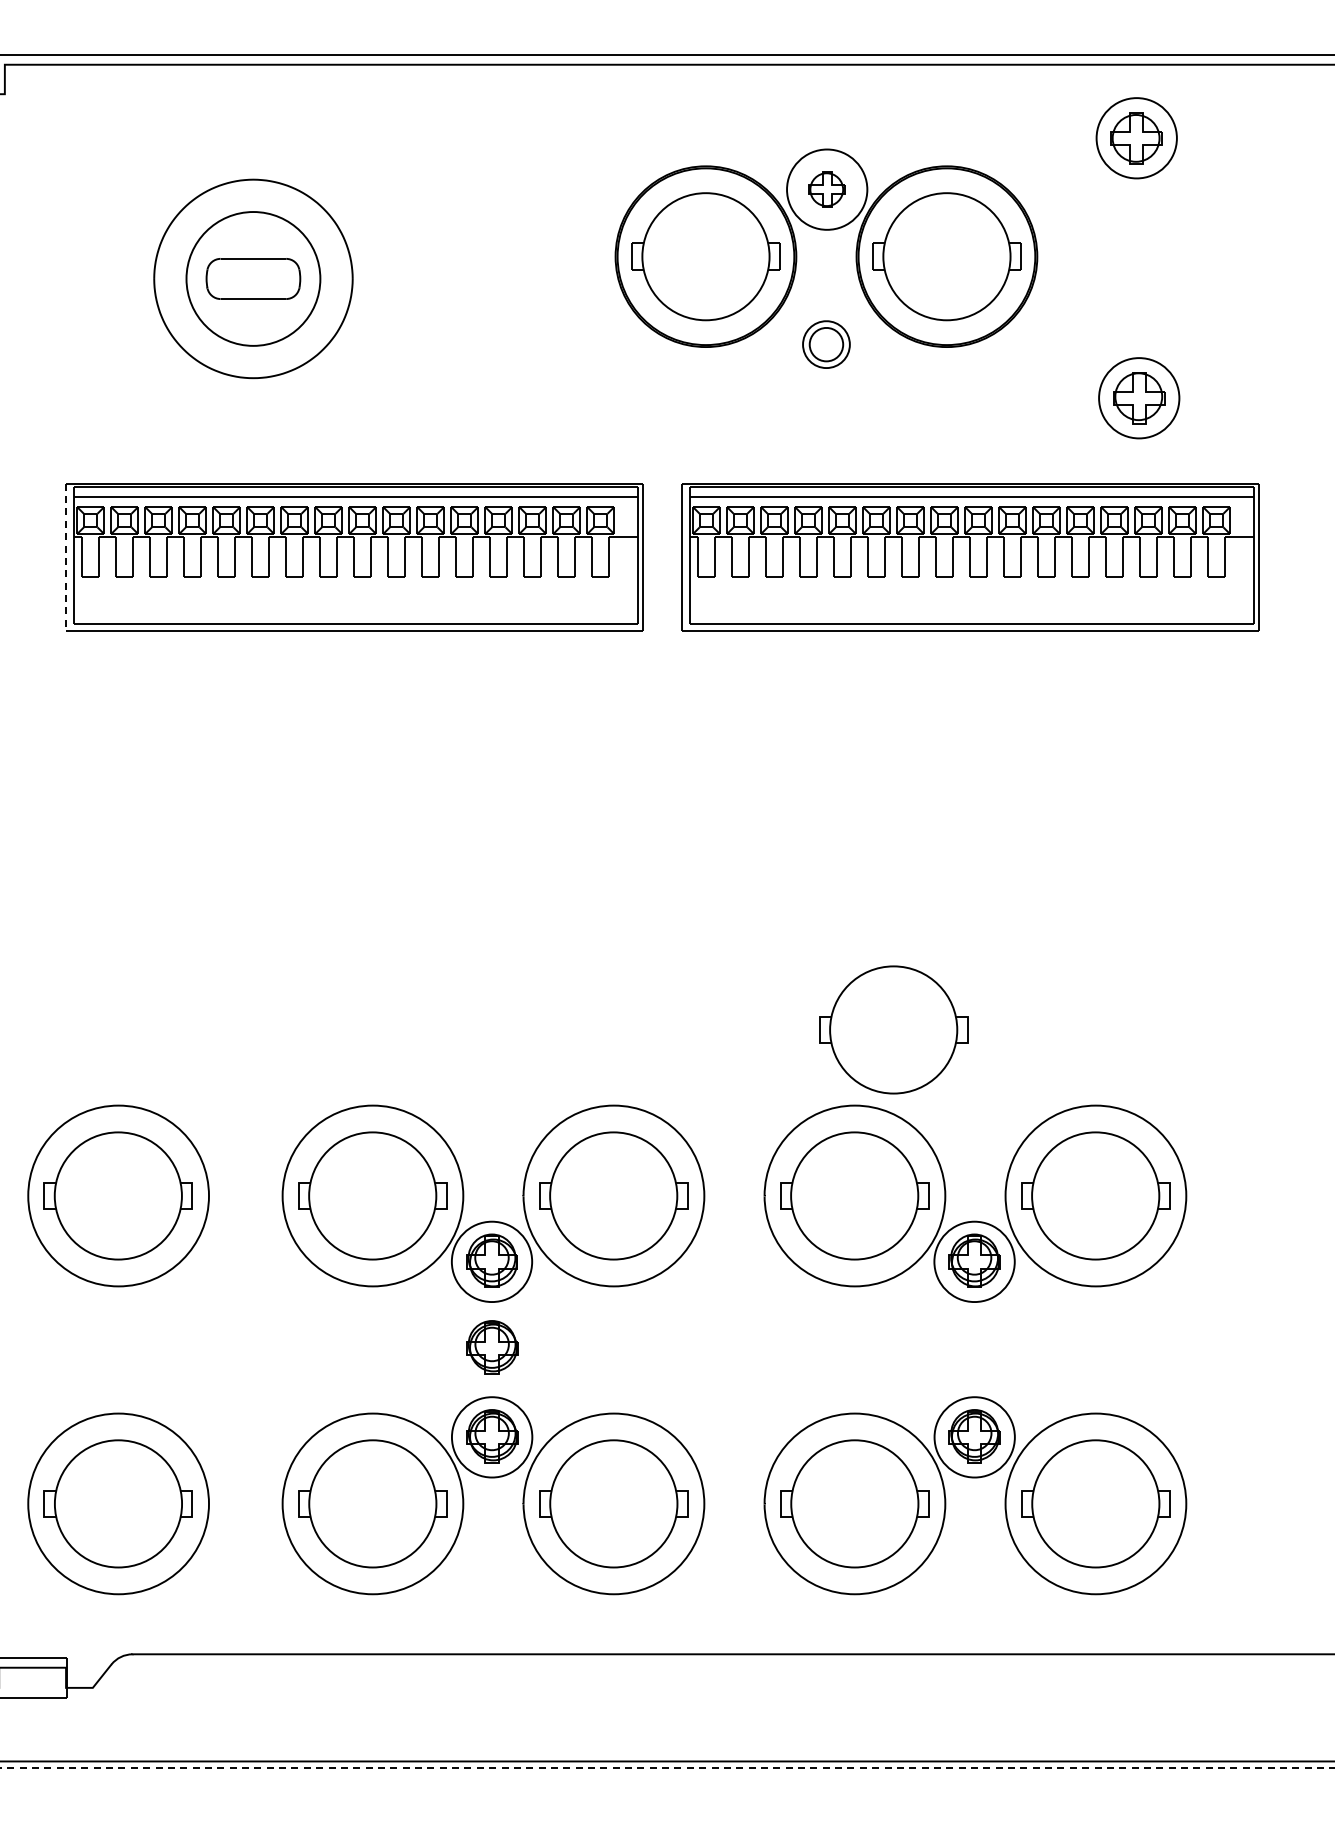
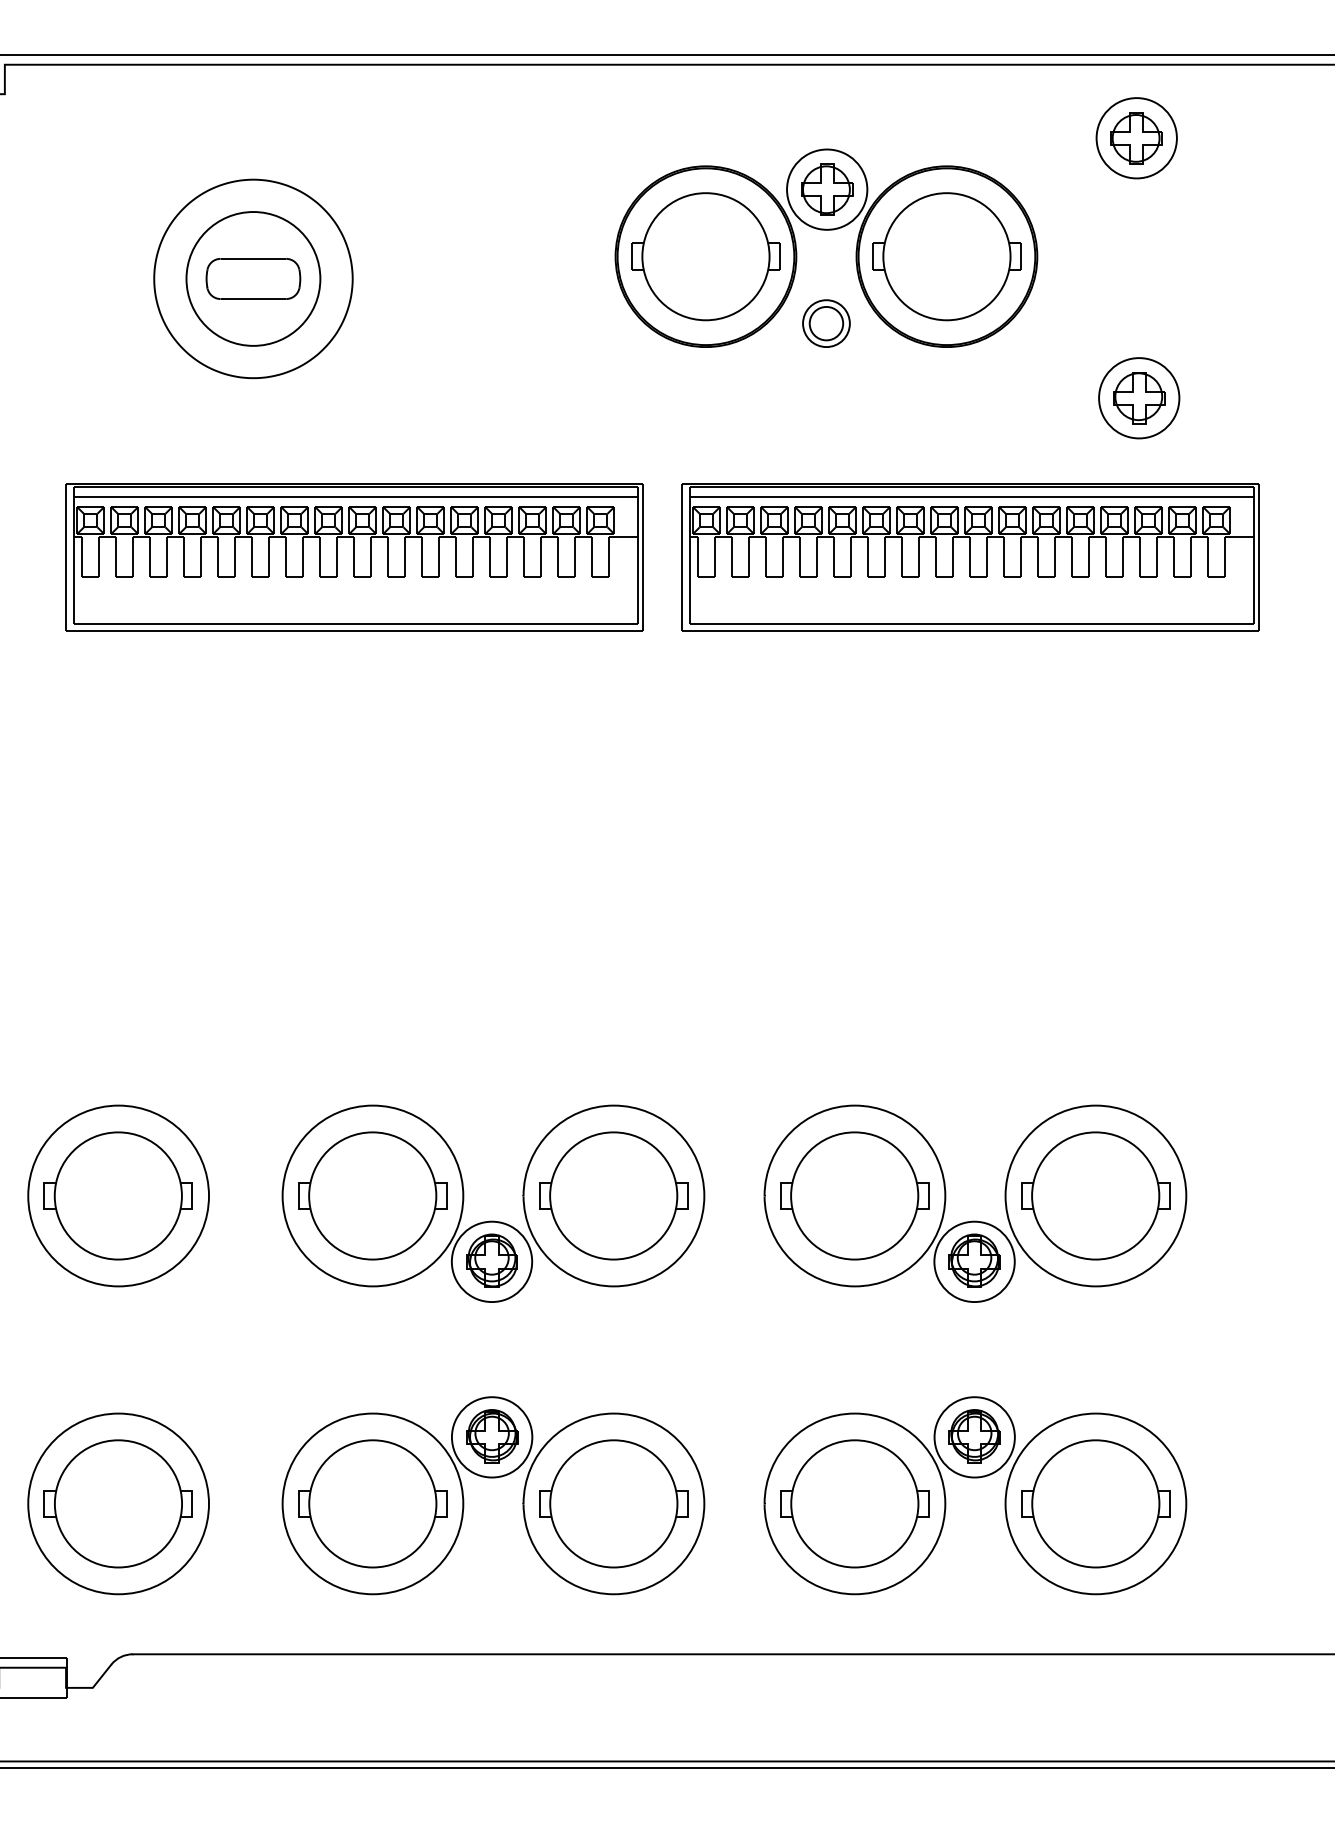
part size: 38x37 px -> 53x53 px (827, 189)
part position: (826, 344) -> (826, 323) (826, 323)
line: dashed -> solid (65, 557)
part: present -> none (893, 1029)
part: present -> none (492, 1347)
line: dashed -> solid (667, 1768)
